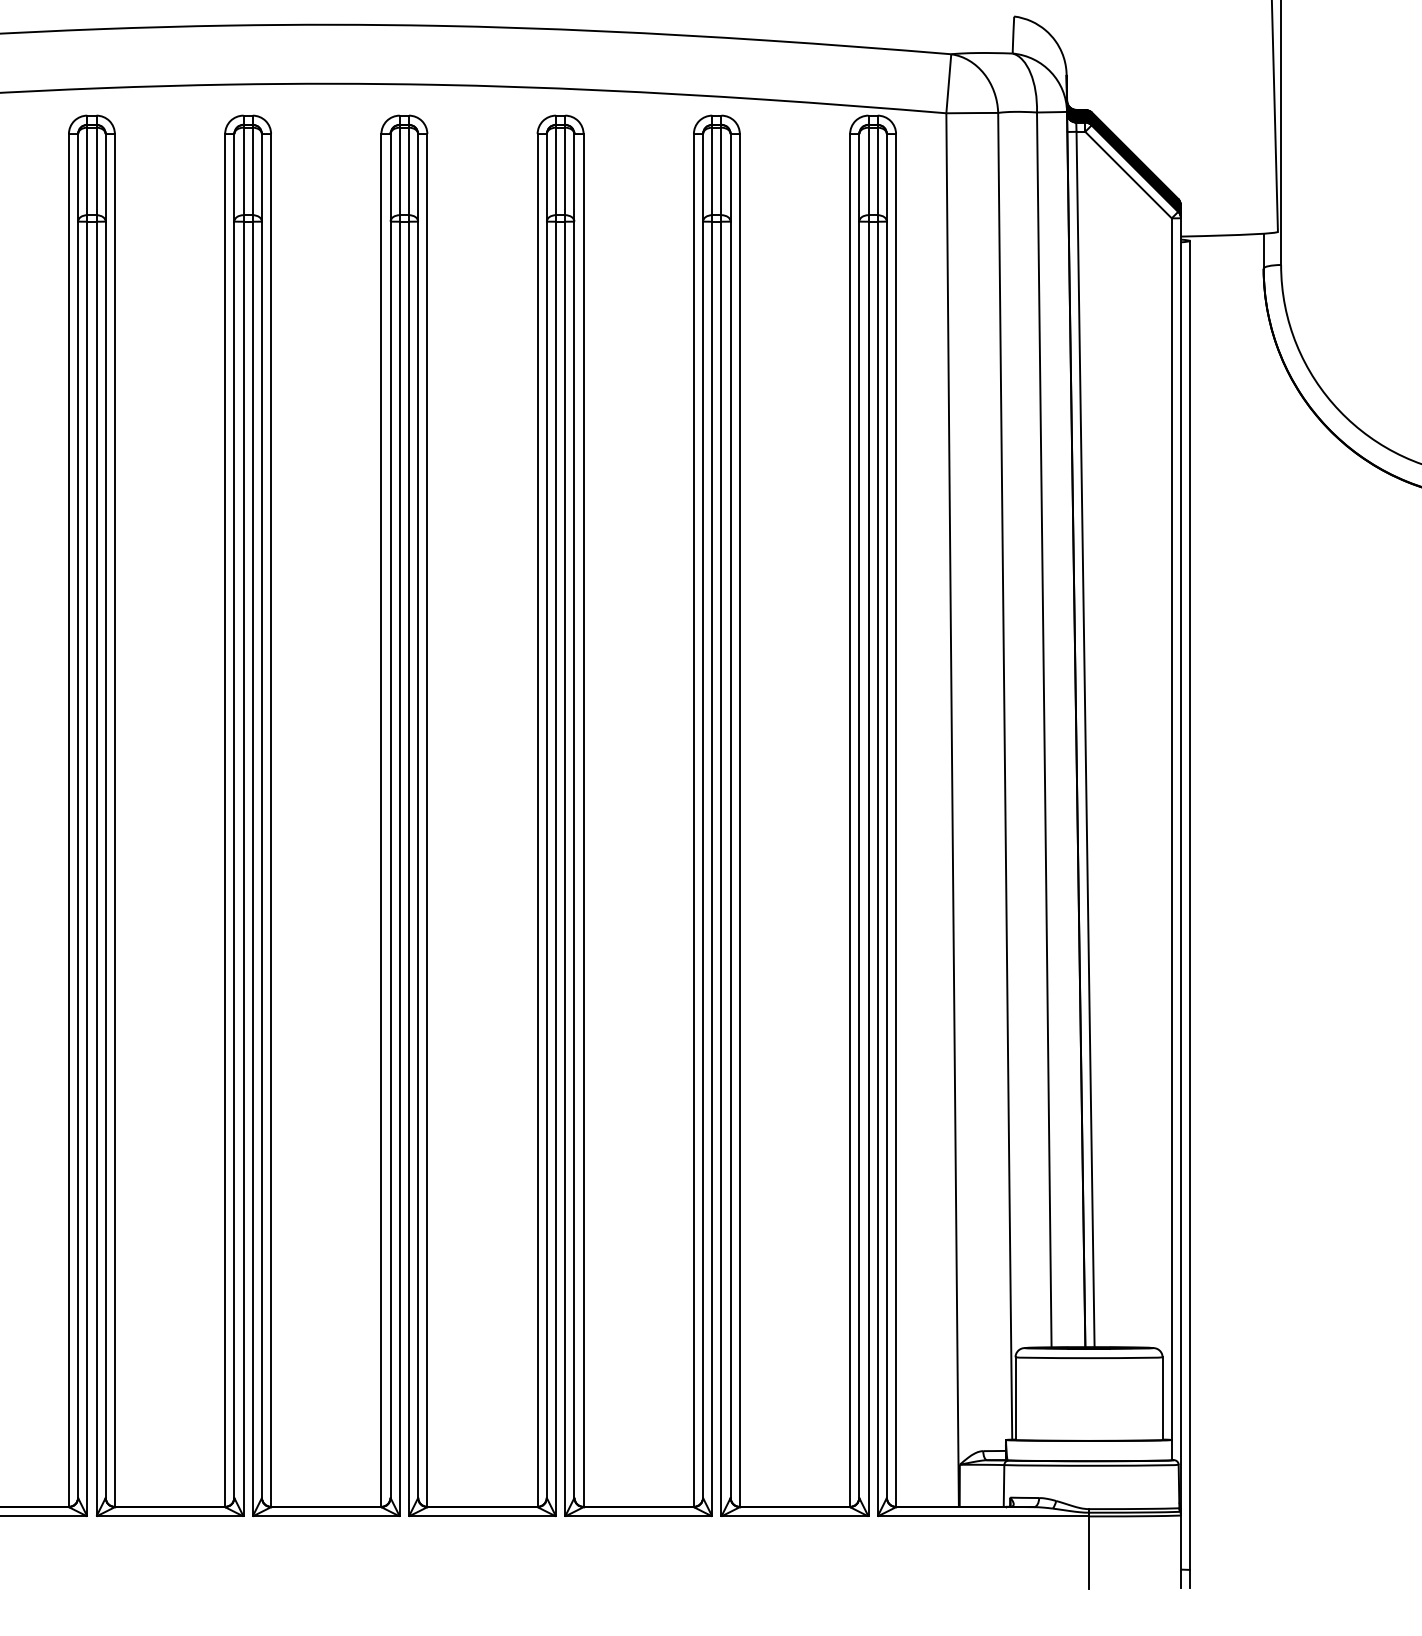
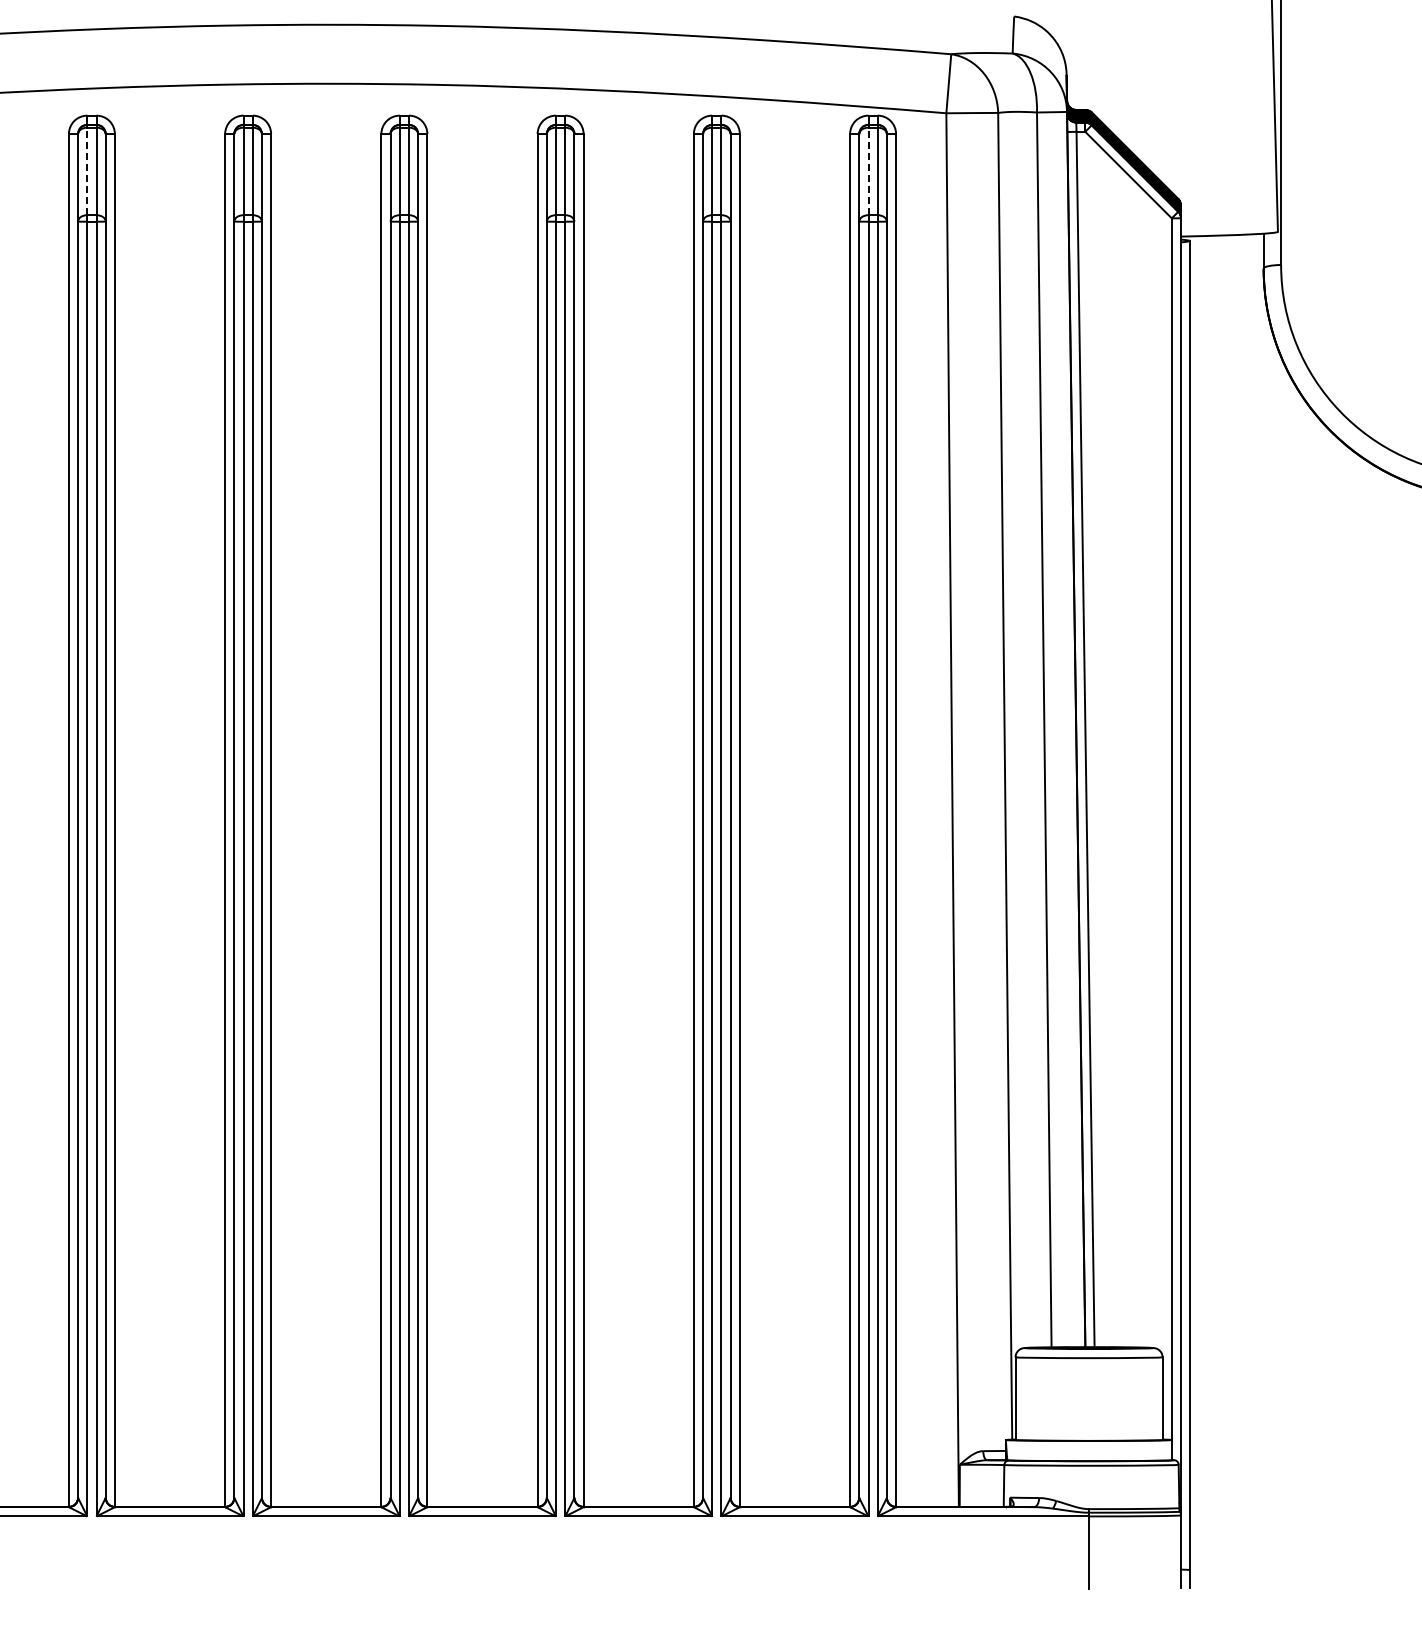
line: solid -> dashed (87, 171)
line: solid -> dashed (868, 171)
